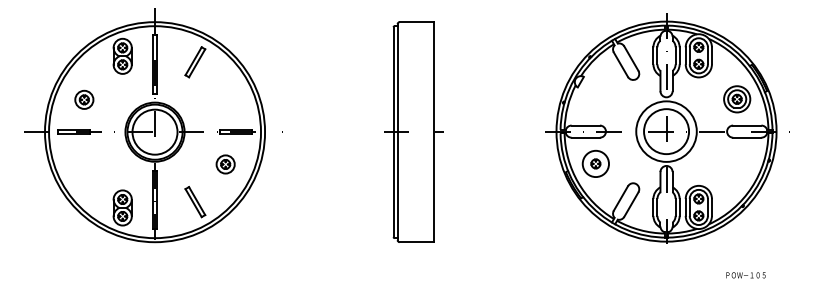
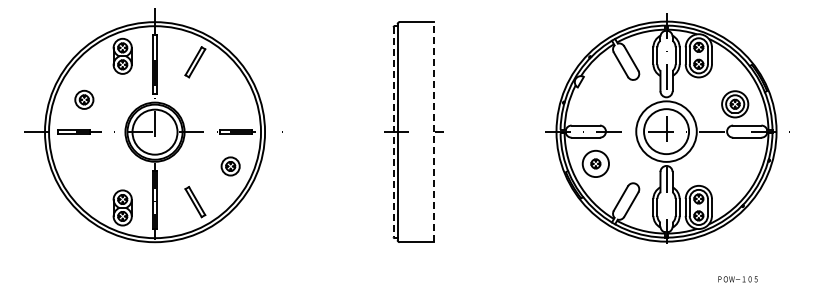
part position: (737, 99) -> (735, 104) (735, 104)
line: solid -> dashed (433, 131)
line: solid -> dashed (393, 132)
part position: (225, 164) -> (230, 166) (230, 166)
text position: (745, 275) -> (737, 279) (737, 279)
